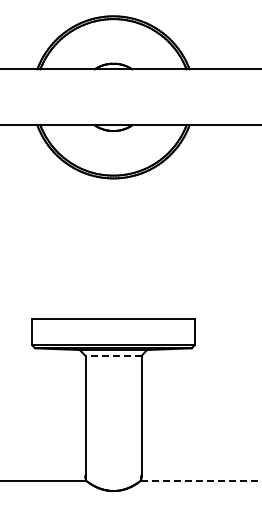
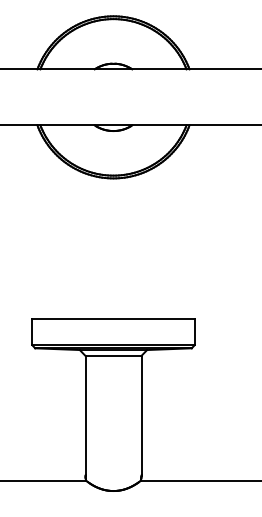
line: dashed -> solid (113, 355)
line: dashed -> solid (201, 480)
